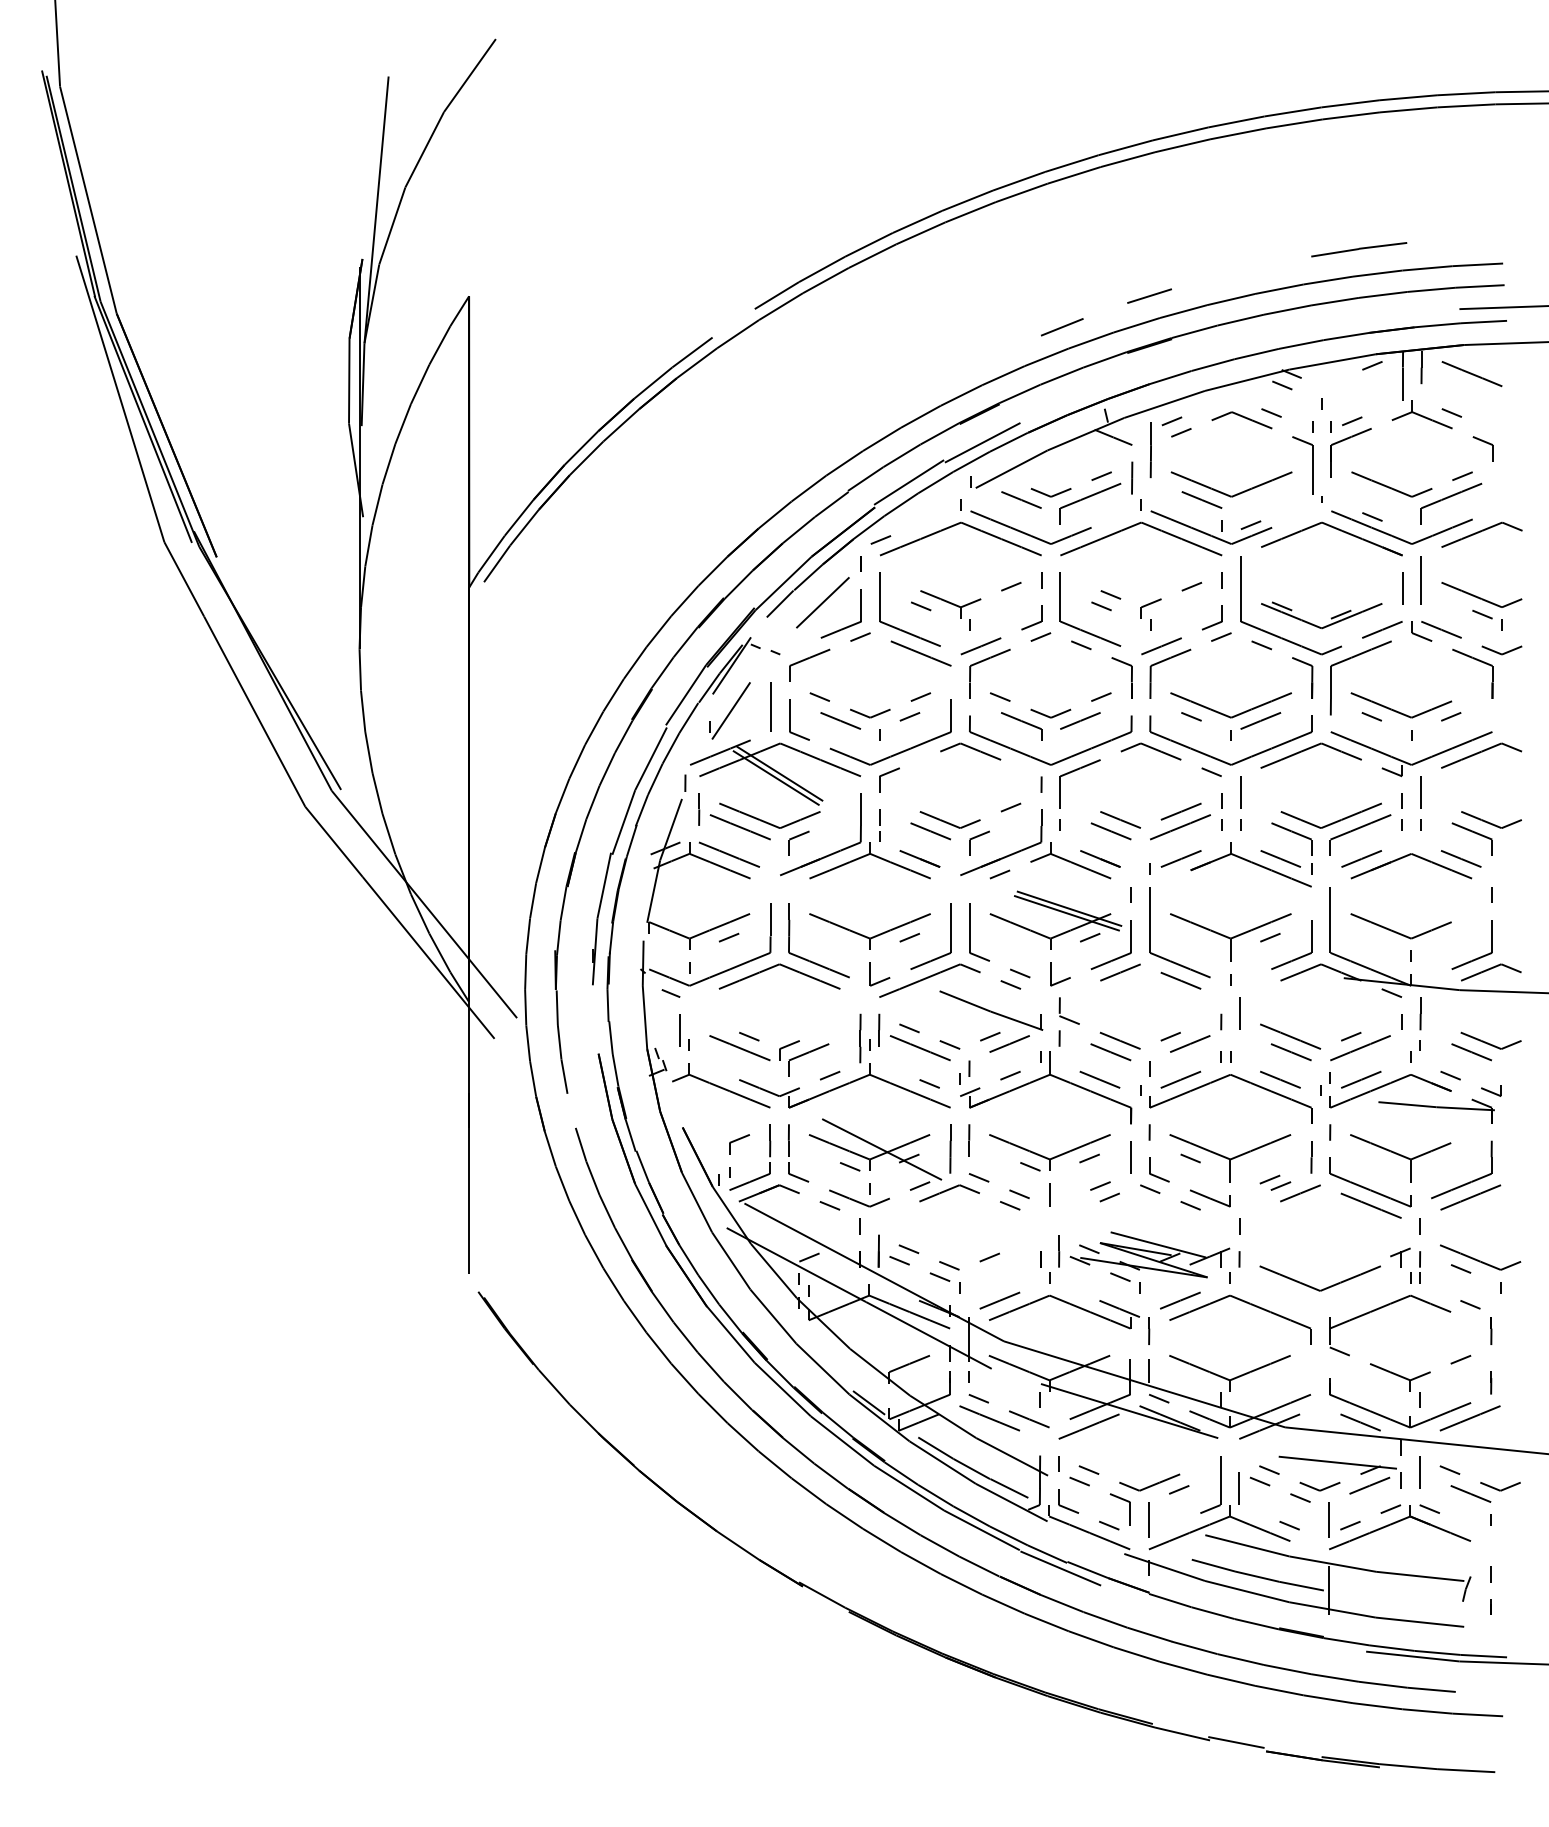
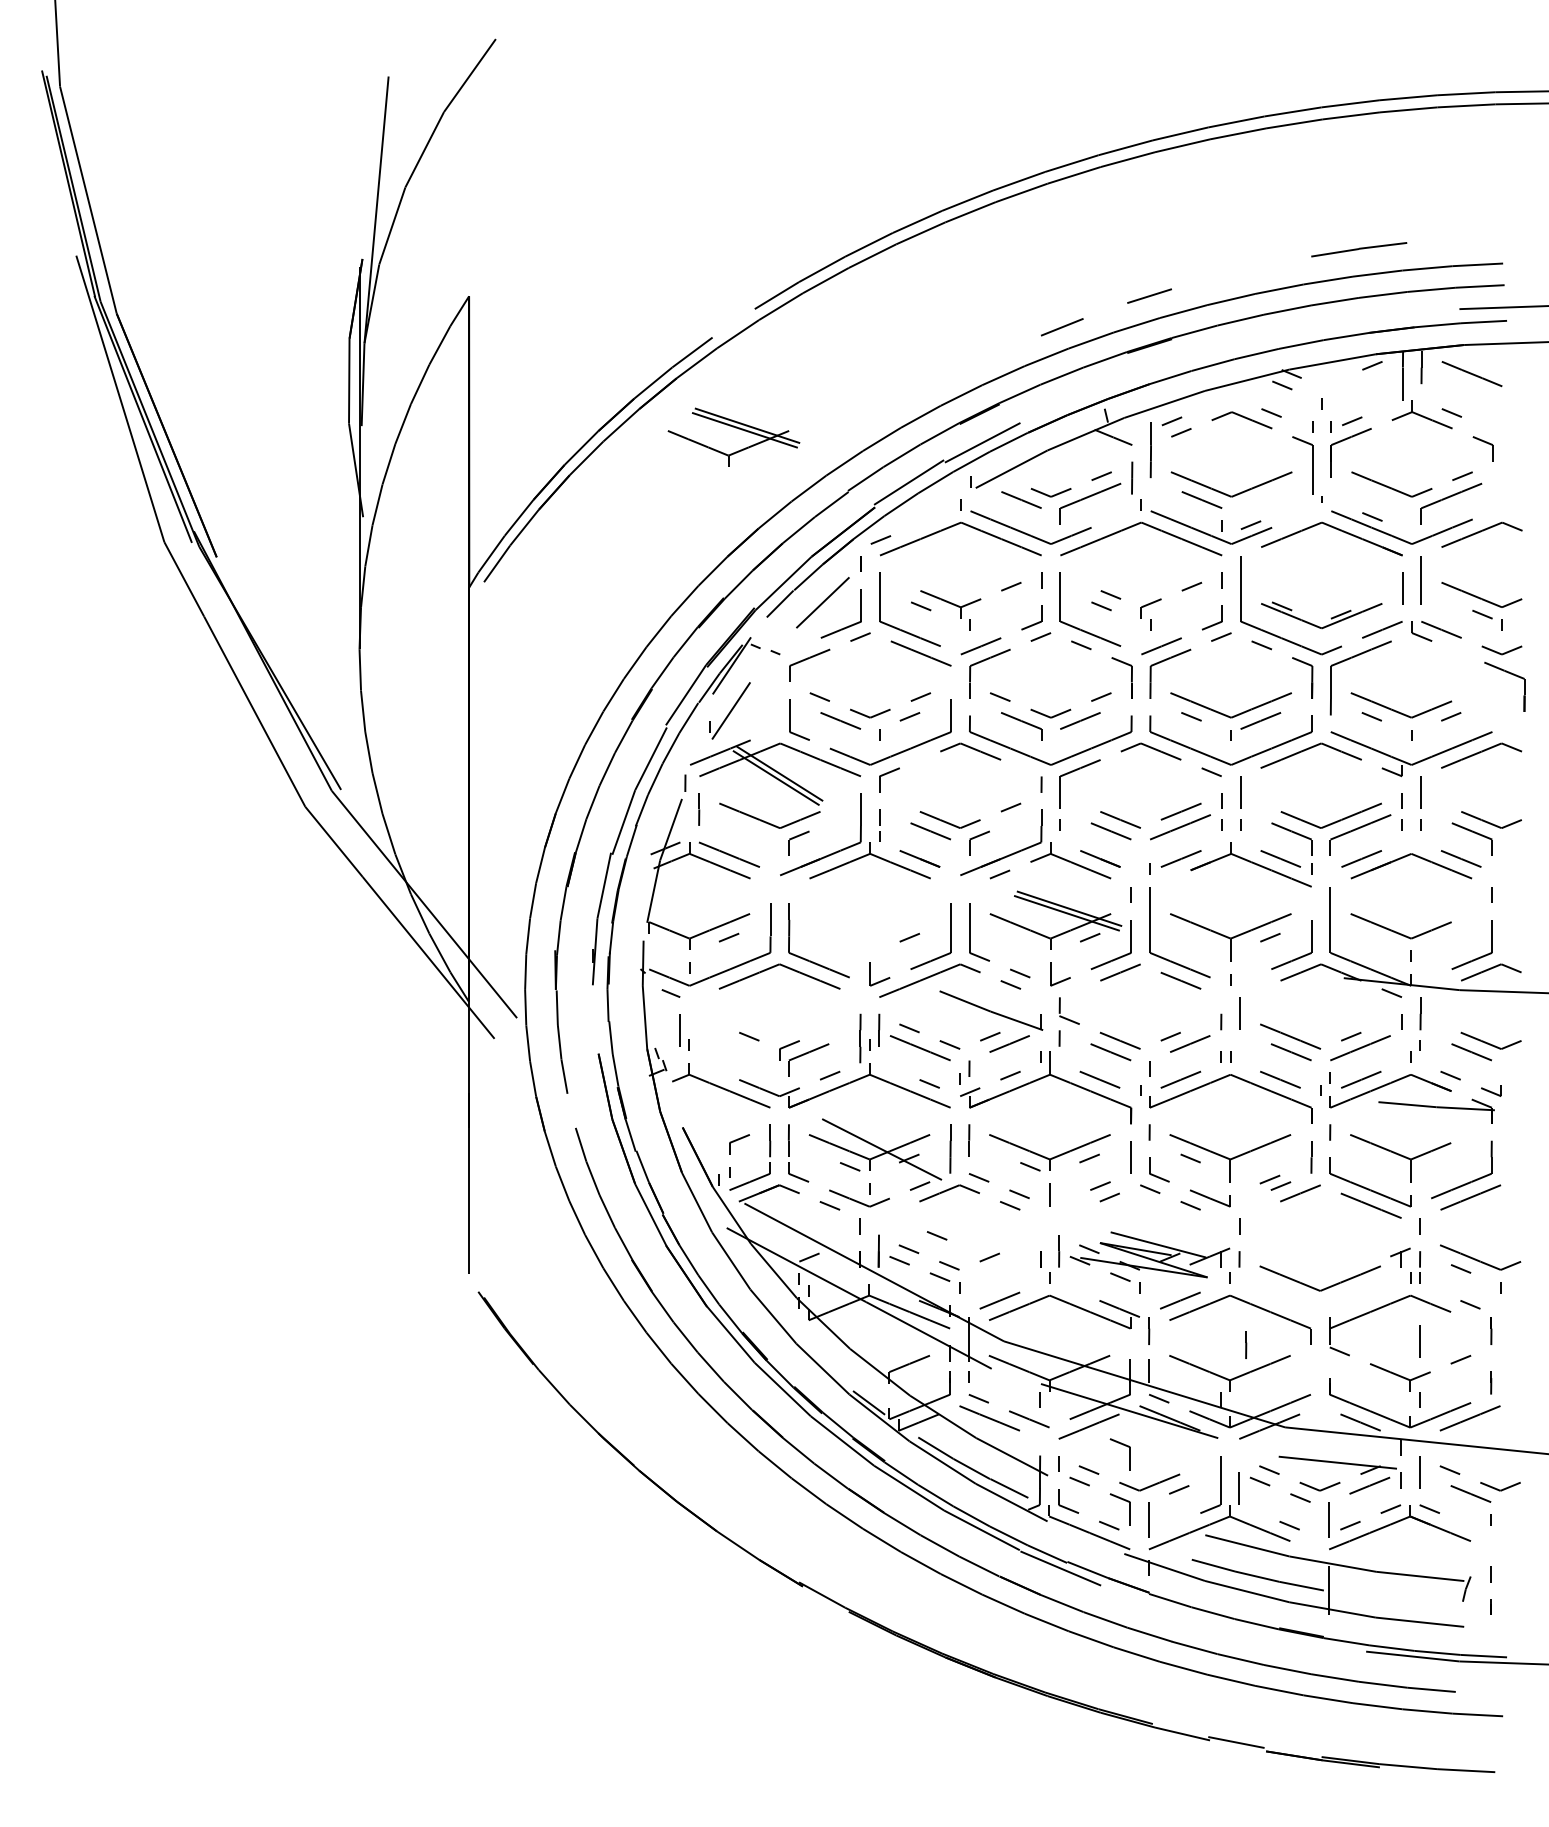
part: none -> present (735, 428)
part position: (1478, 661) -> (1510, 674) (1510, 674)
line: present -> none (770, 706)
line: present -> none (739, 827)
part: present -> none (869, 931)
line: present -> none (739, 1048)
line: none -> present (936, 1235)
line: none -> present (1419, 1341)
line: none -> present (1246, 1344)
part: none -> present (1122, 1445)
